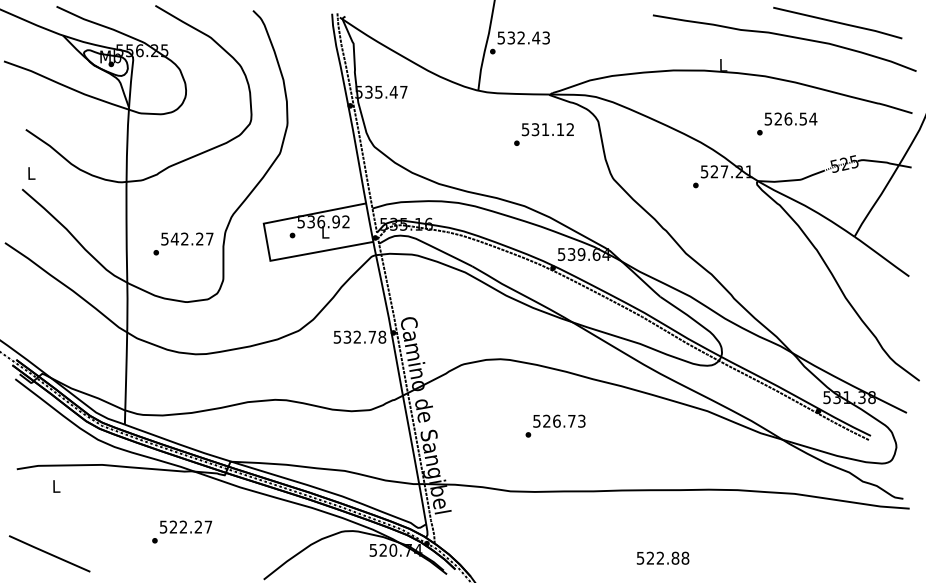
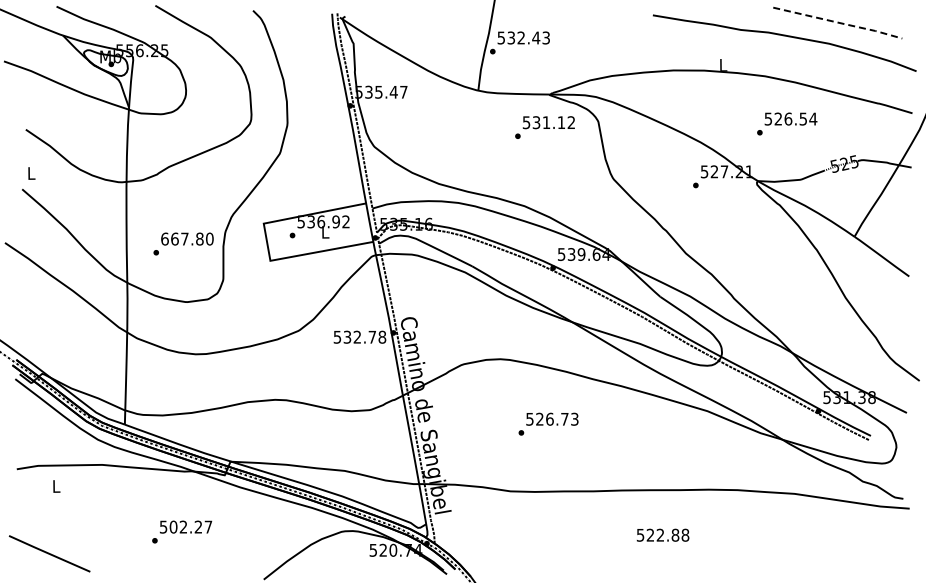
line: solid -> dashed (838, 22)
text position: (543, 134) -> (544, 127) (544, 127)
text: 542.27 -> 667.80 (187, 238)
text position: (555, 425) -> (548, 423) (548, 423)
text: 522.27 -> 502.27 (173, 526)
text position: (662, 557) -> (662, 534) (662, 534)
